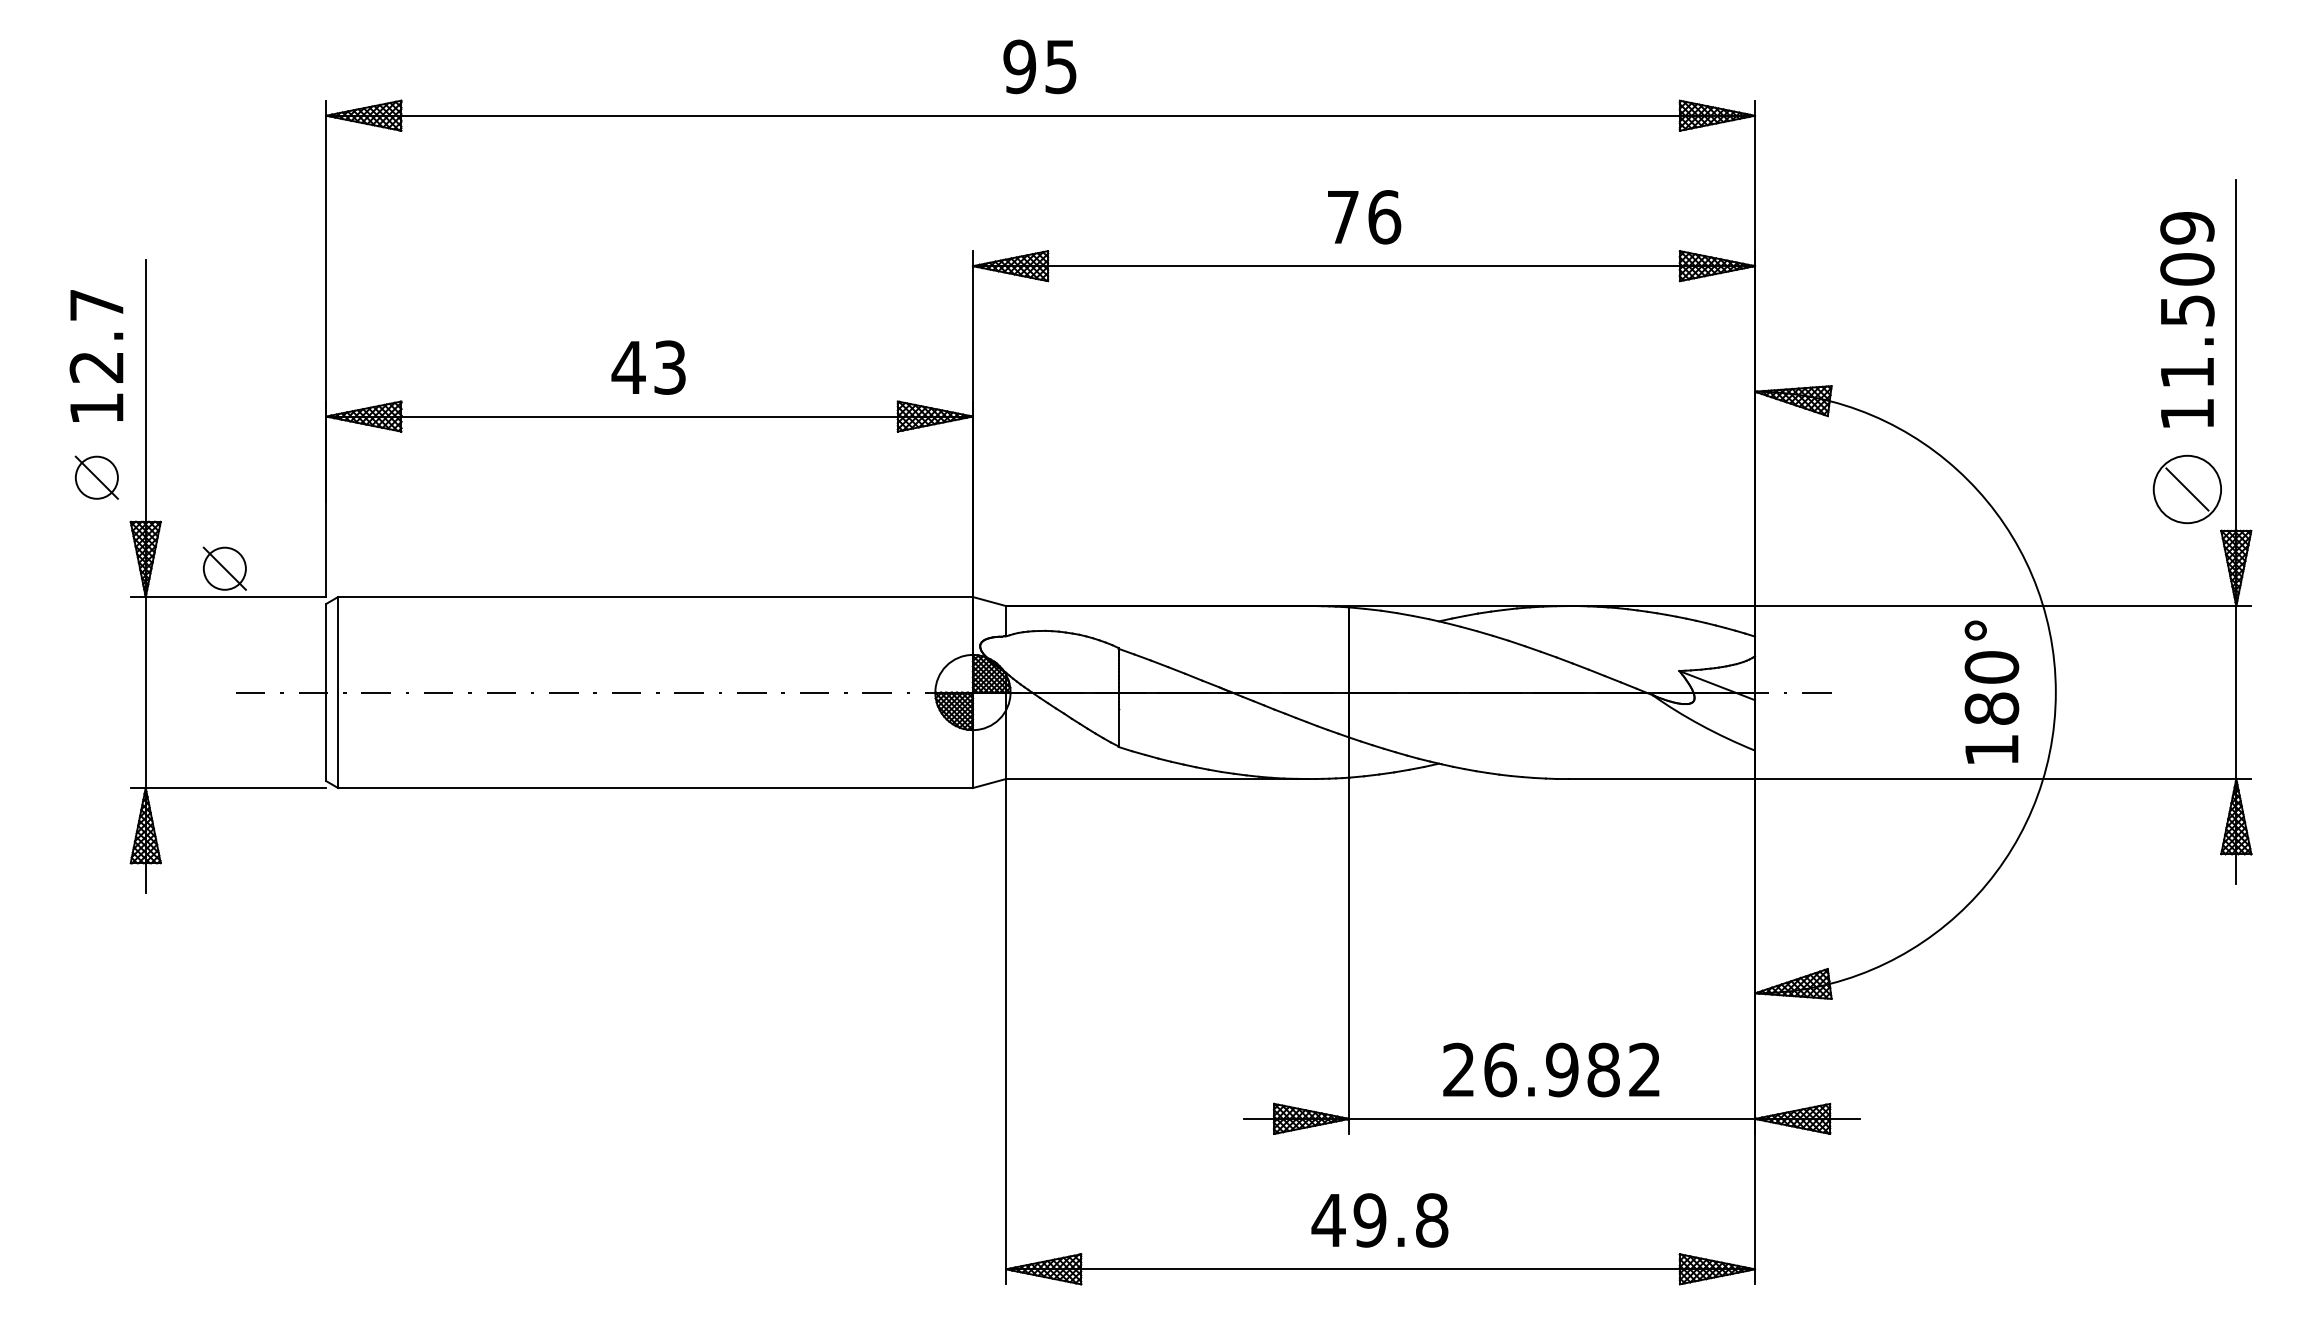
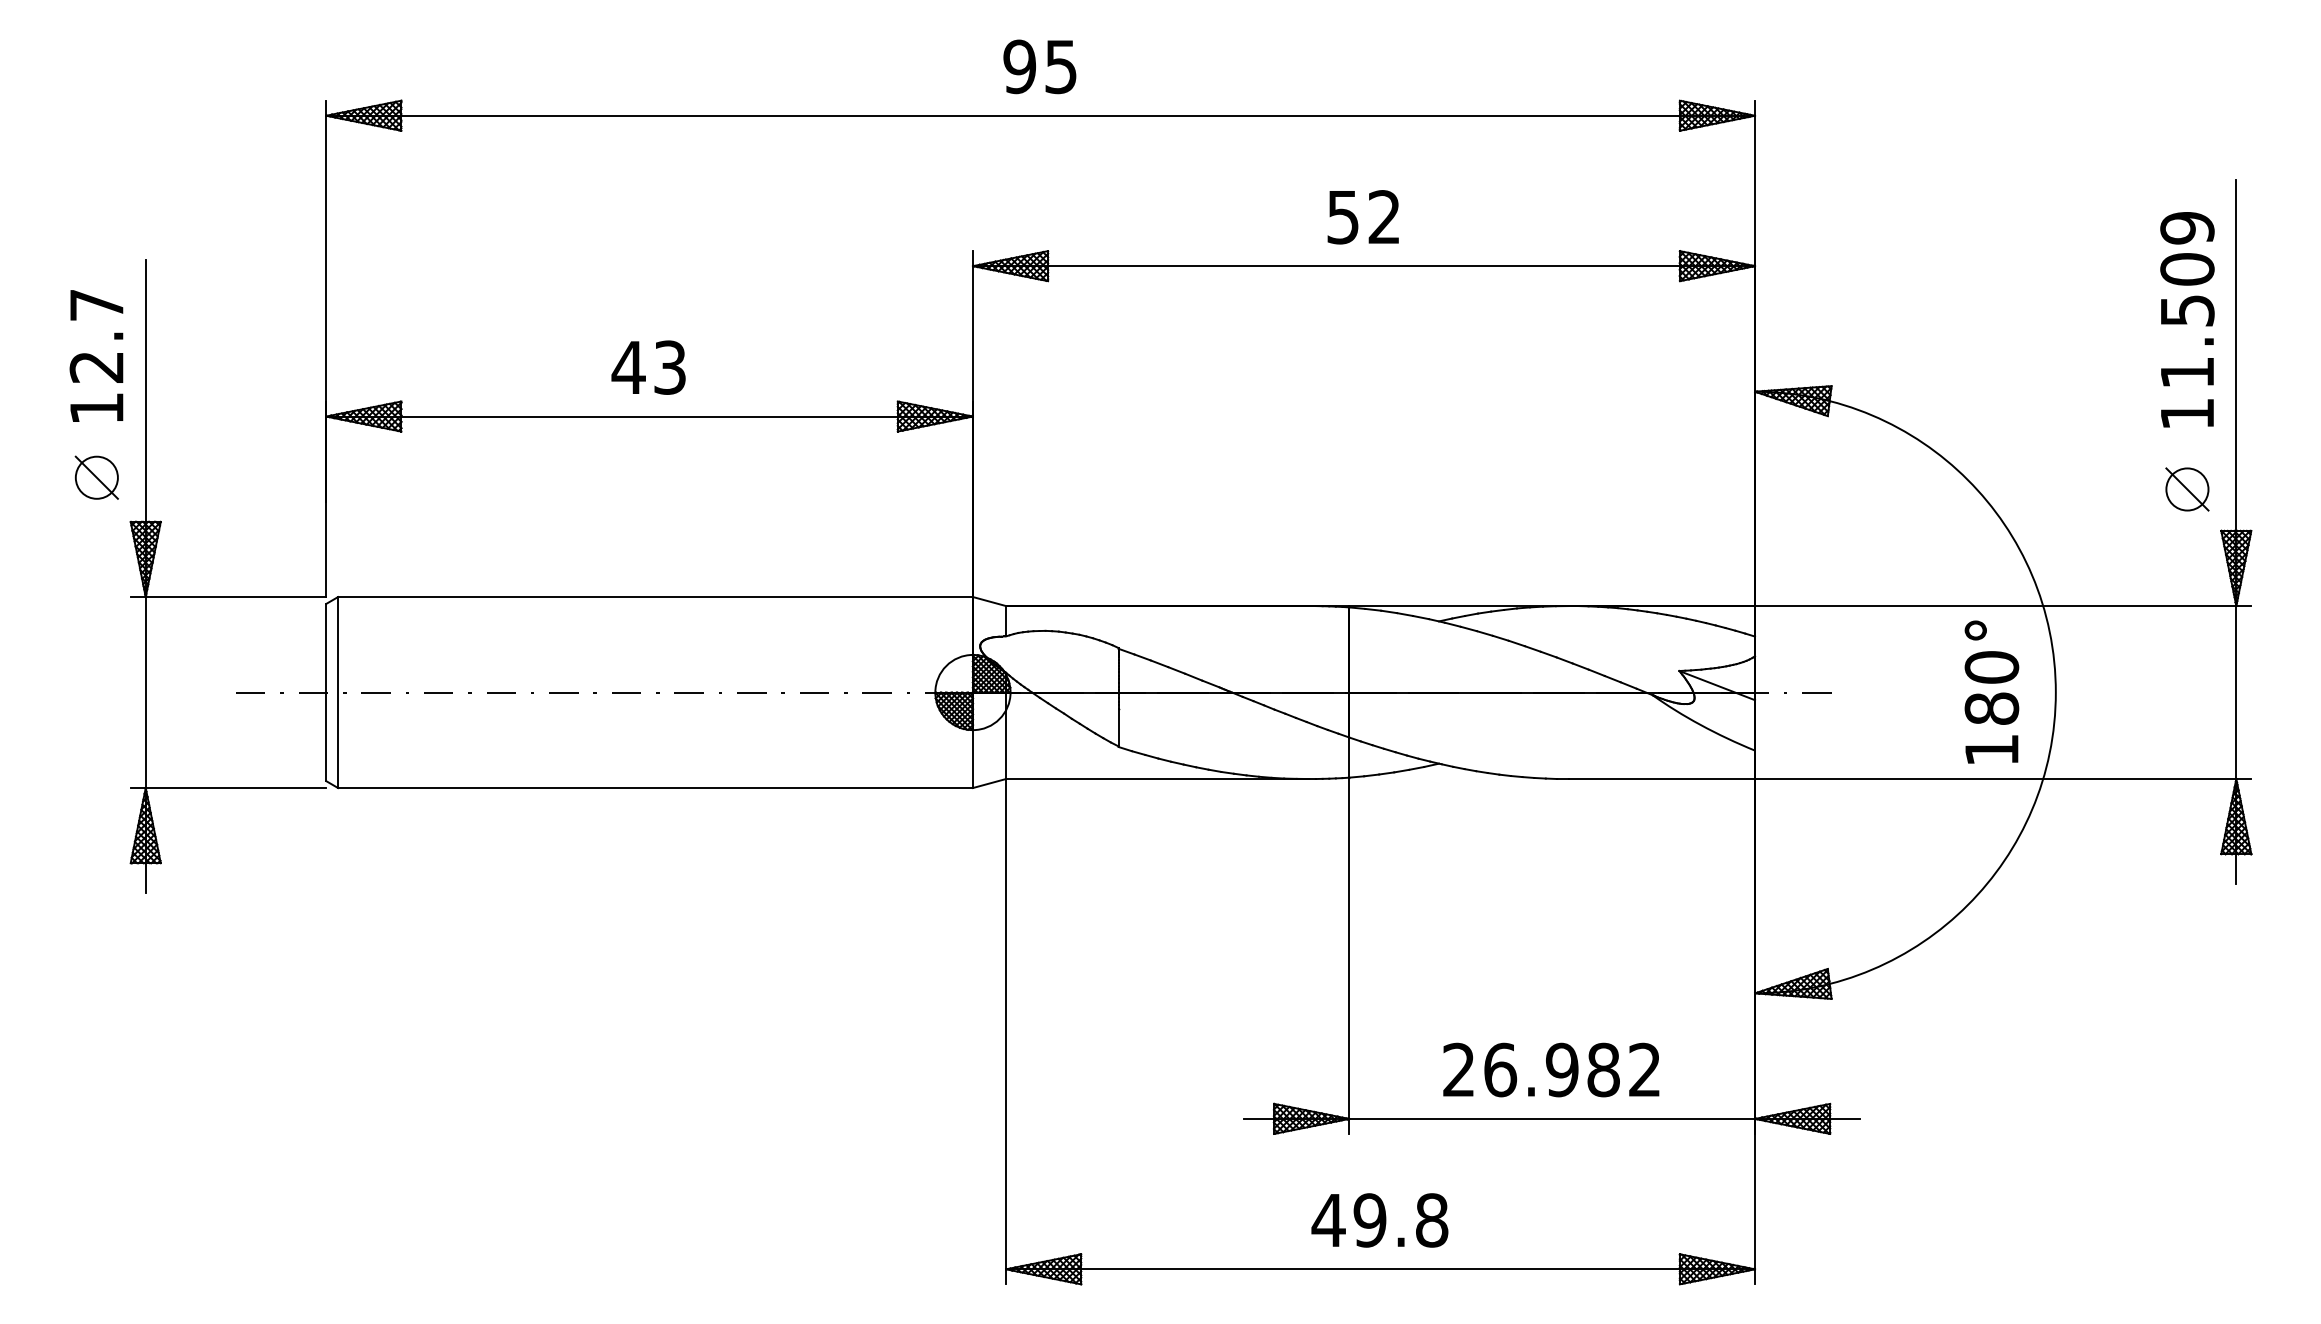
text: 76 -> 52 (1364, 217)
circle diameter: 67 px -> 42 px (2187, 489)
part: present -> none (224, 568)
